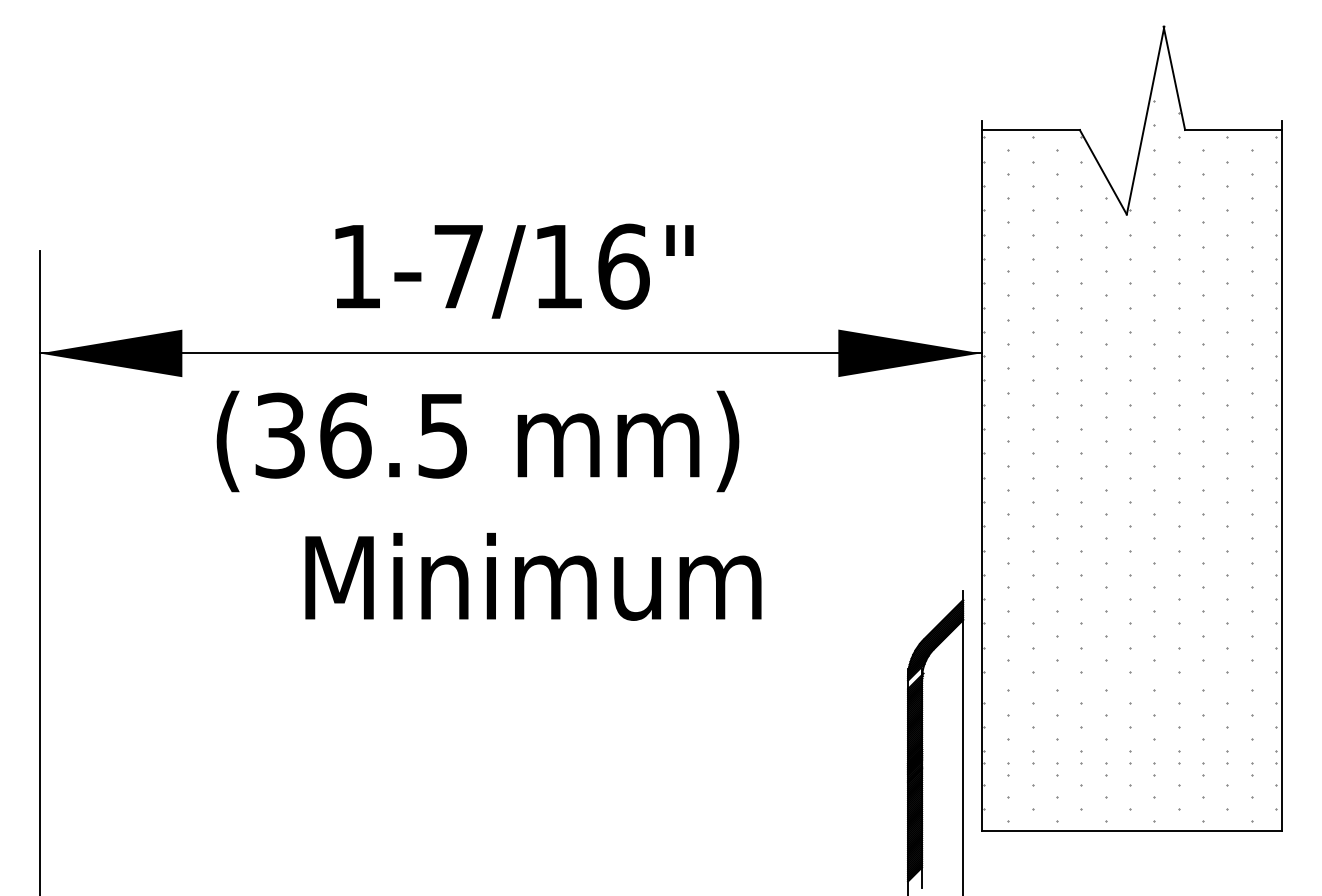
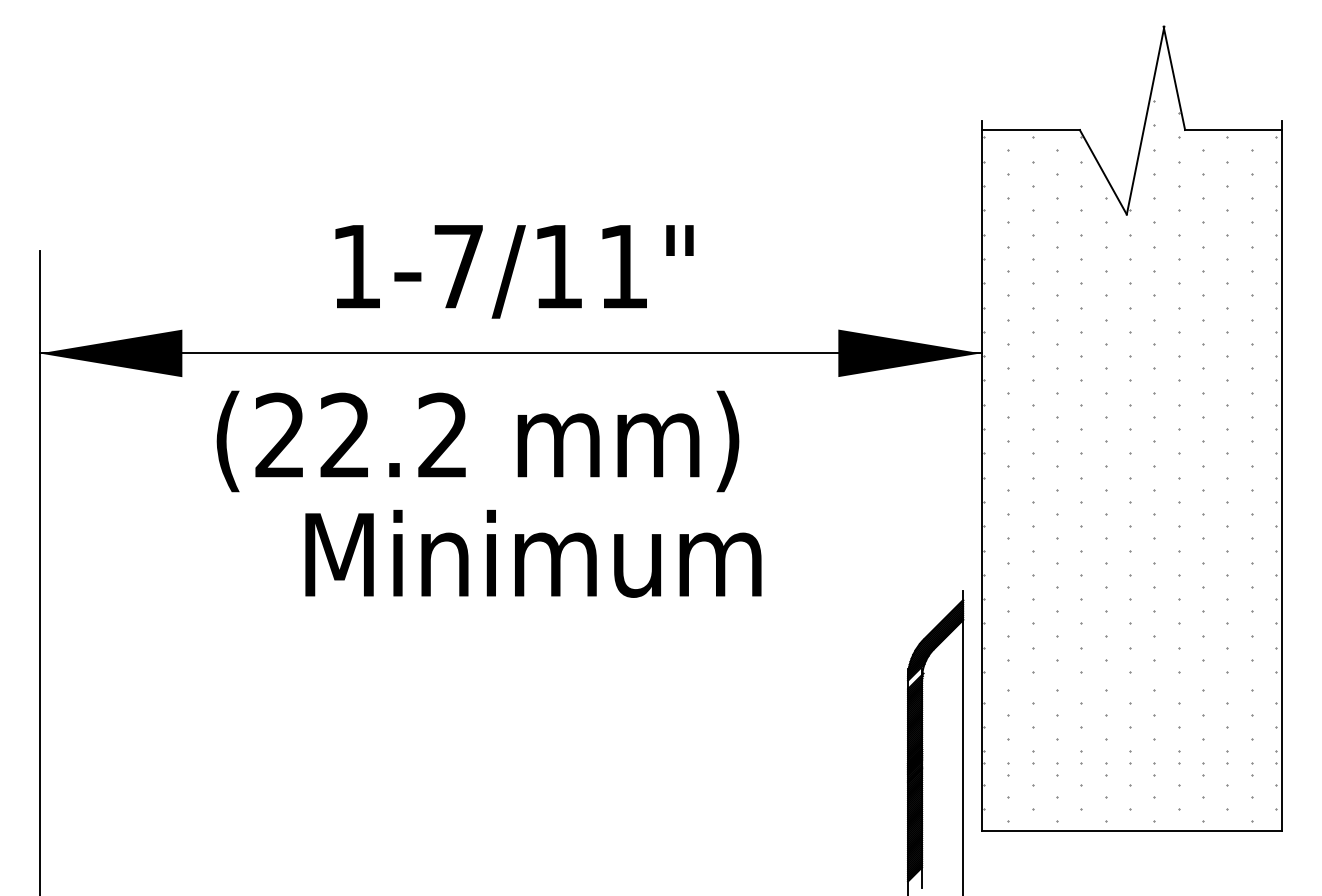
text: 1-7/16" -> 1-7/11" (623, 266)
text: (36.5 -> (22.2 (360, 435)
text position: (533, 576) -> (533, 553) (533, 553)
